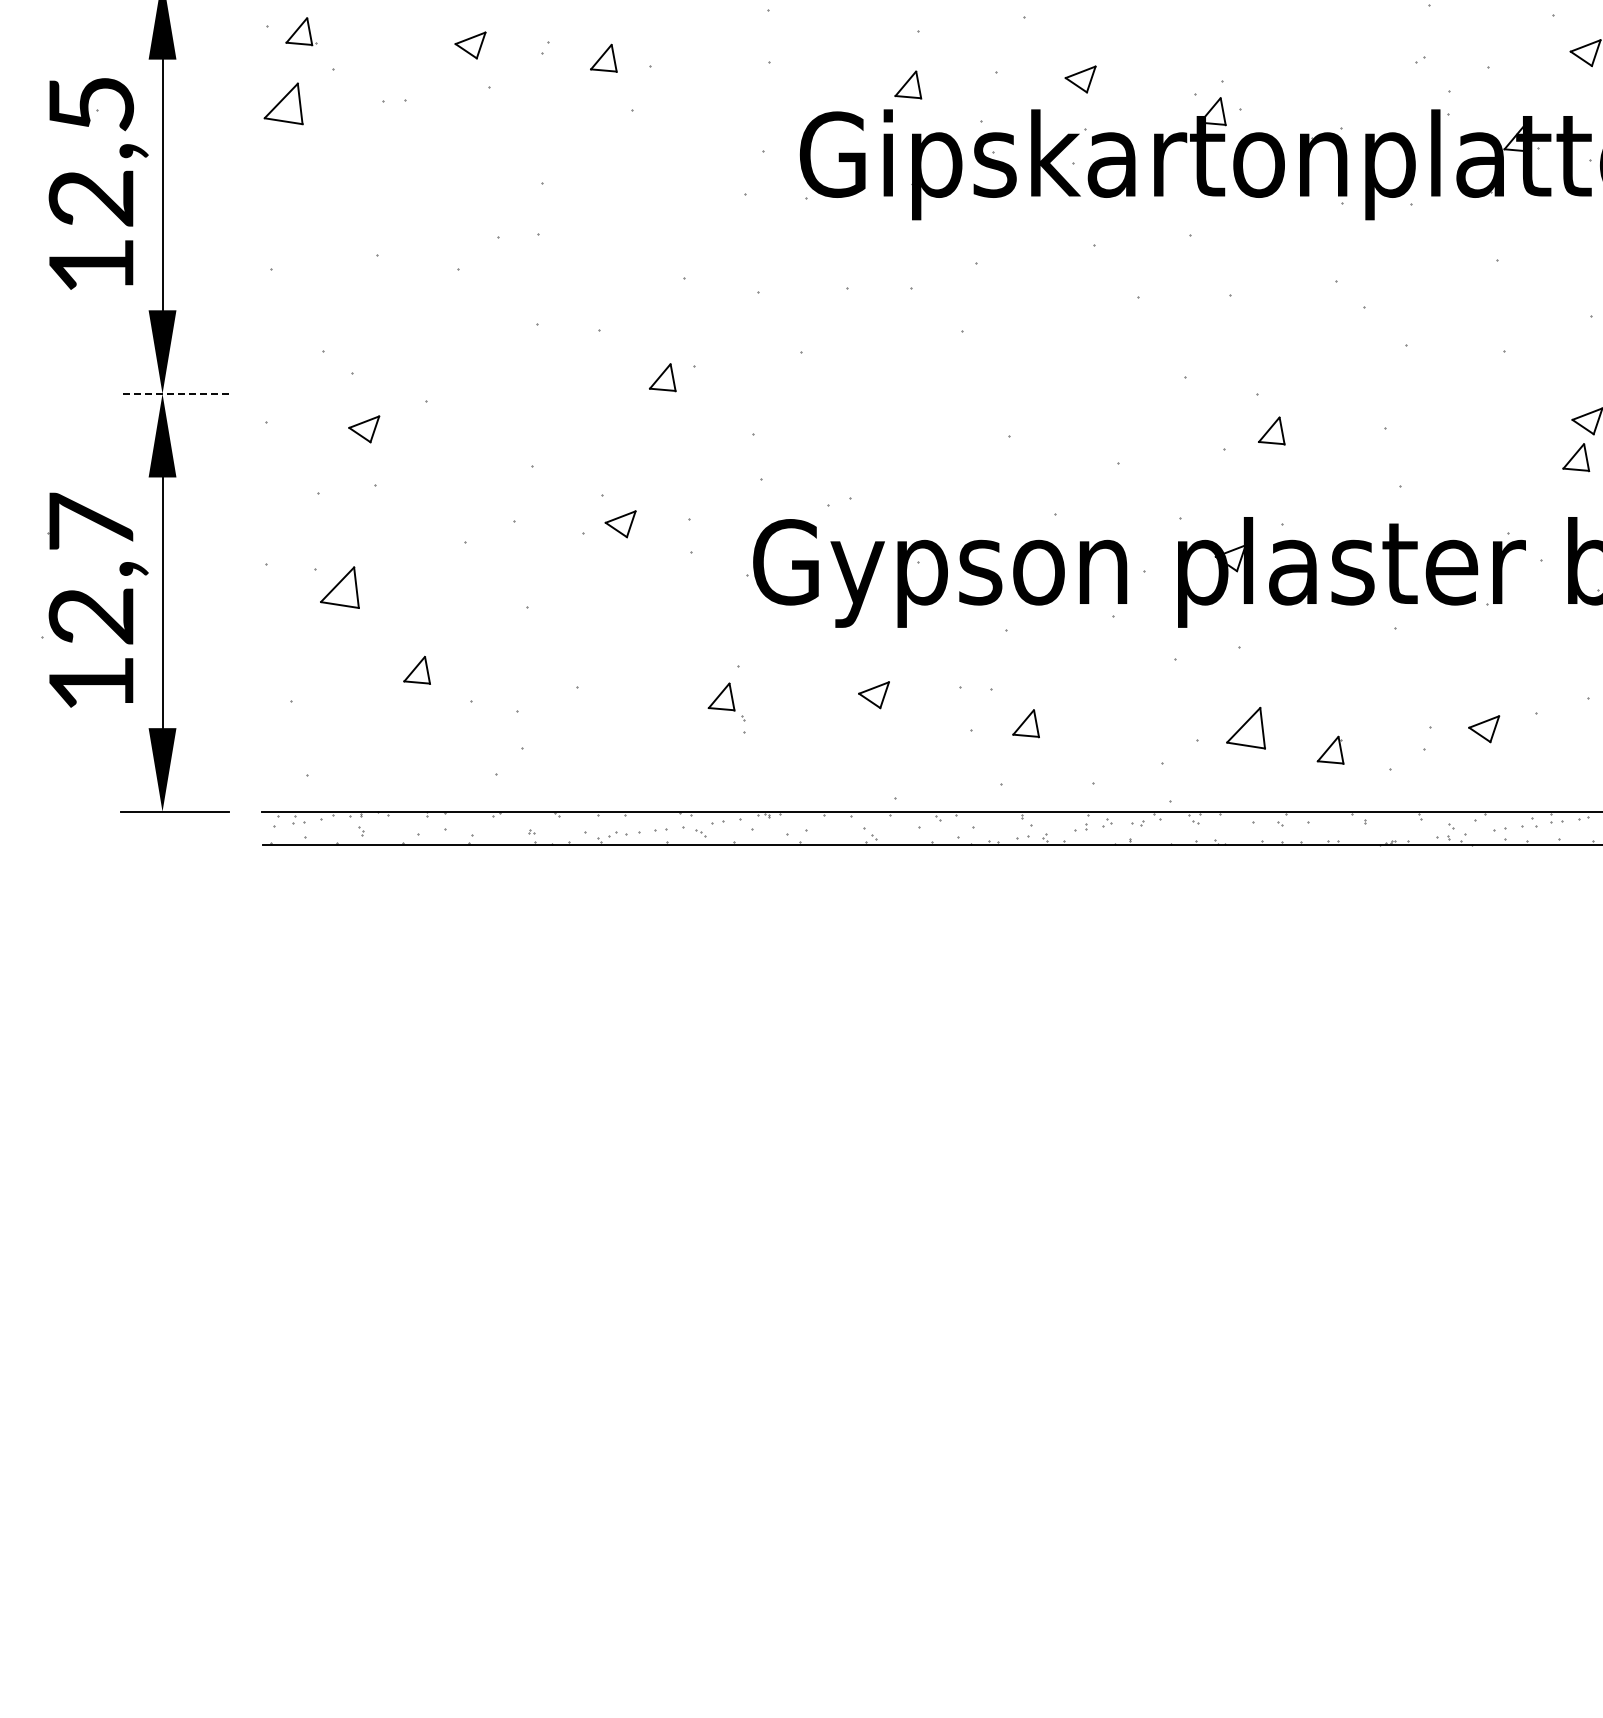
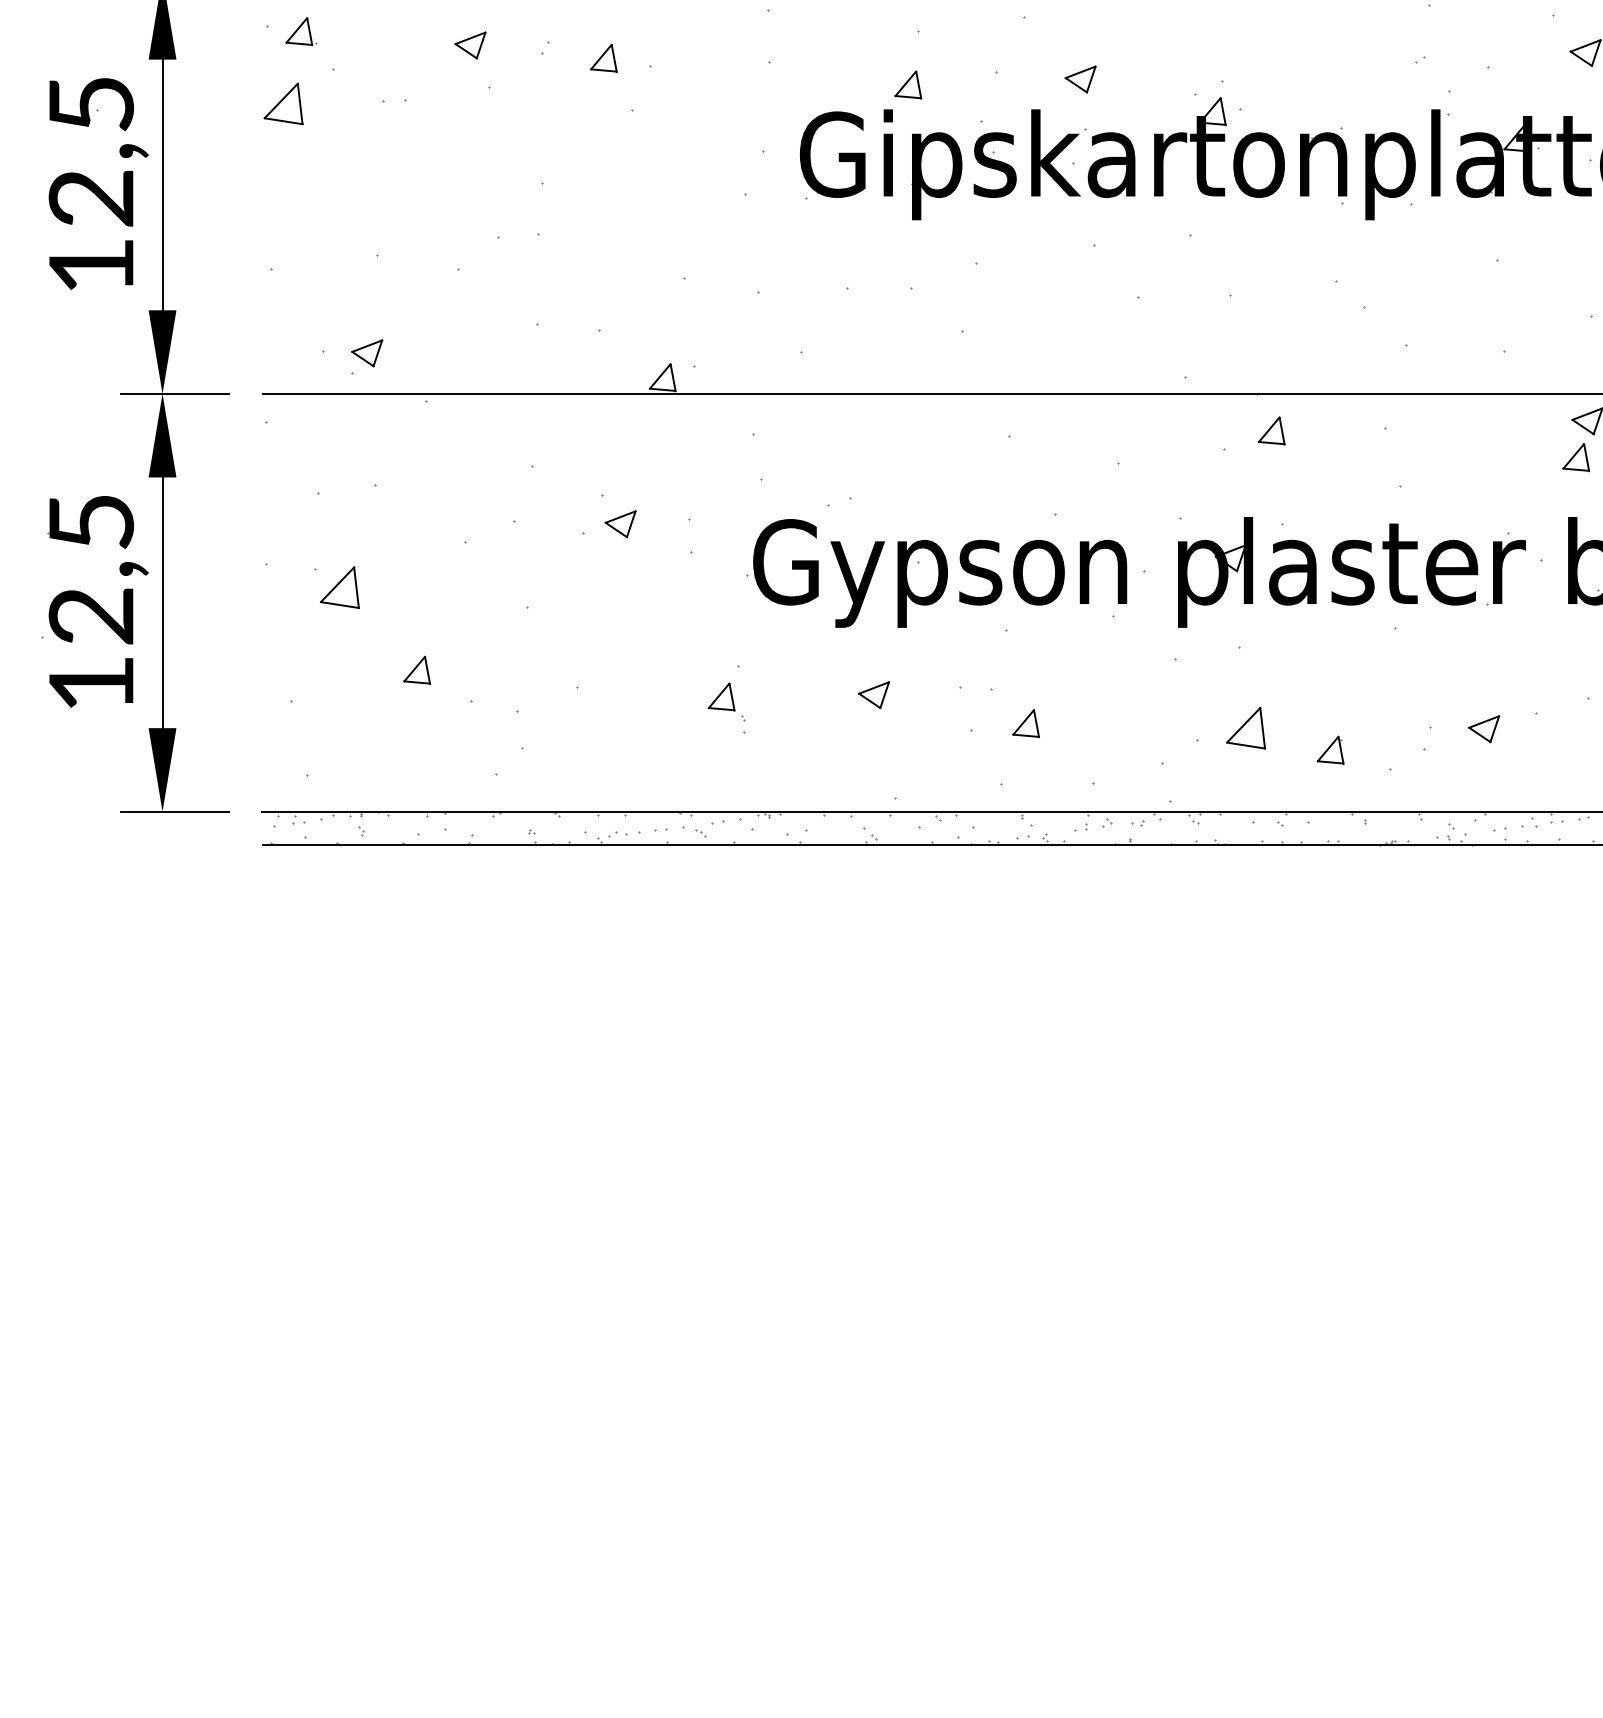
line: dashed -> solid (174, 393)
line: none -> present (930, 393)
part position: (364, 429) -> (367, 353) (367, 353)
text: 12,7 -> 12,5 (91, 520)
